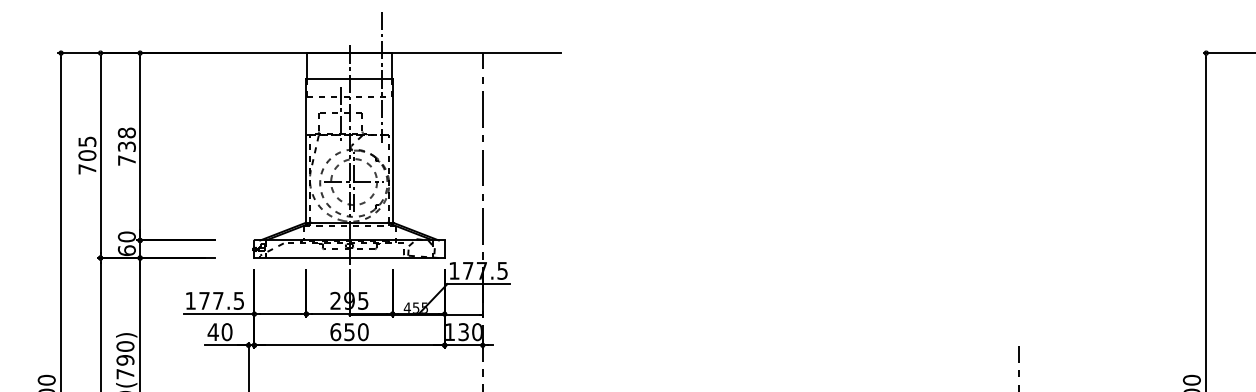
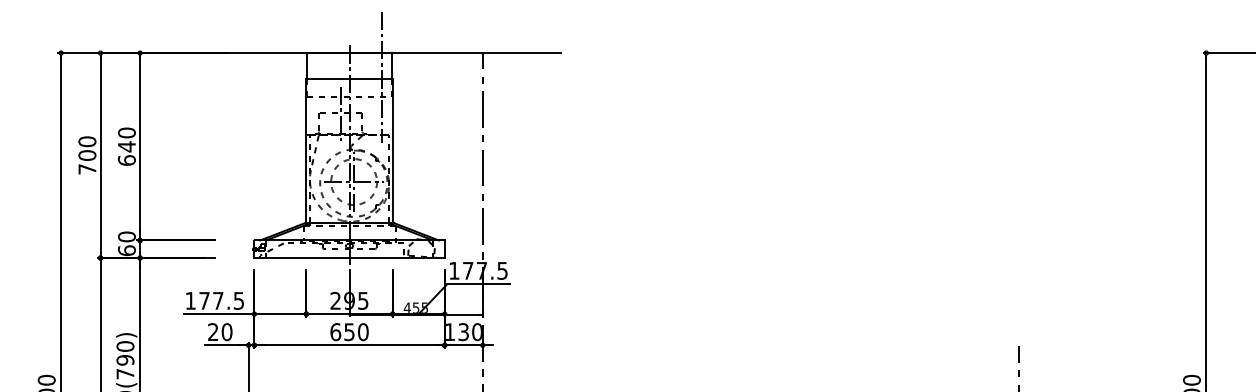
text: 705 -> 700 (87, 141)
text: 738 -> 640 (126, 146)
text: 40 -> 20 (212, 331)
